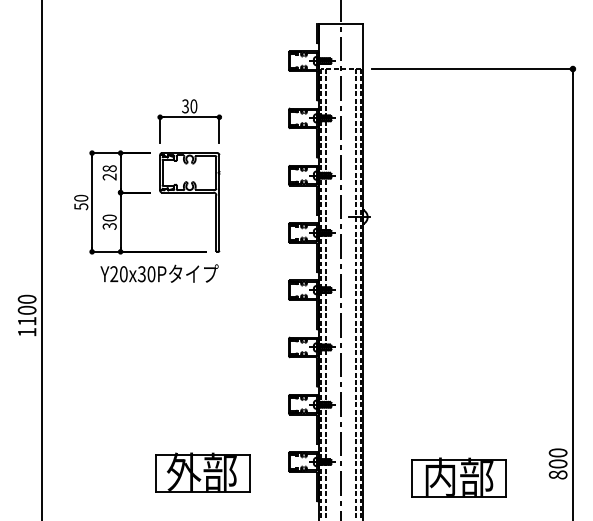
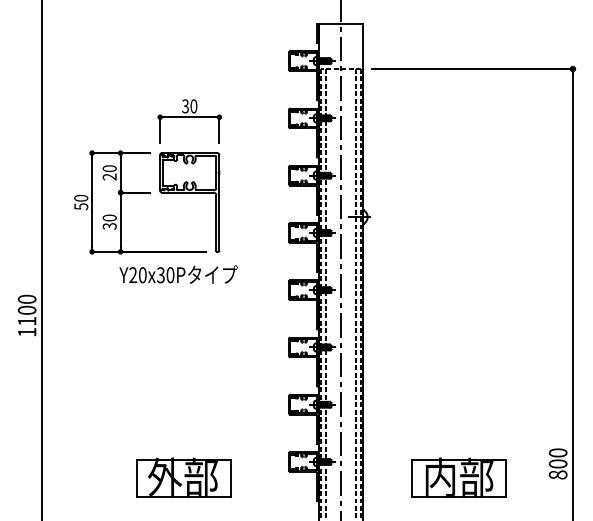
text: 28 -> 20 (109, 168)
text position: (159, 273) -> (178, 274) (178, 274)
part position: (202, 472) -> (183, 477) (183, 477)
